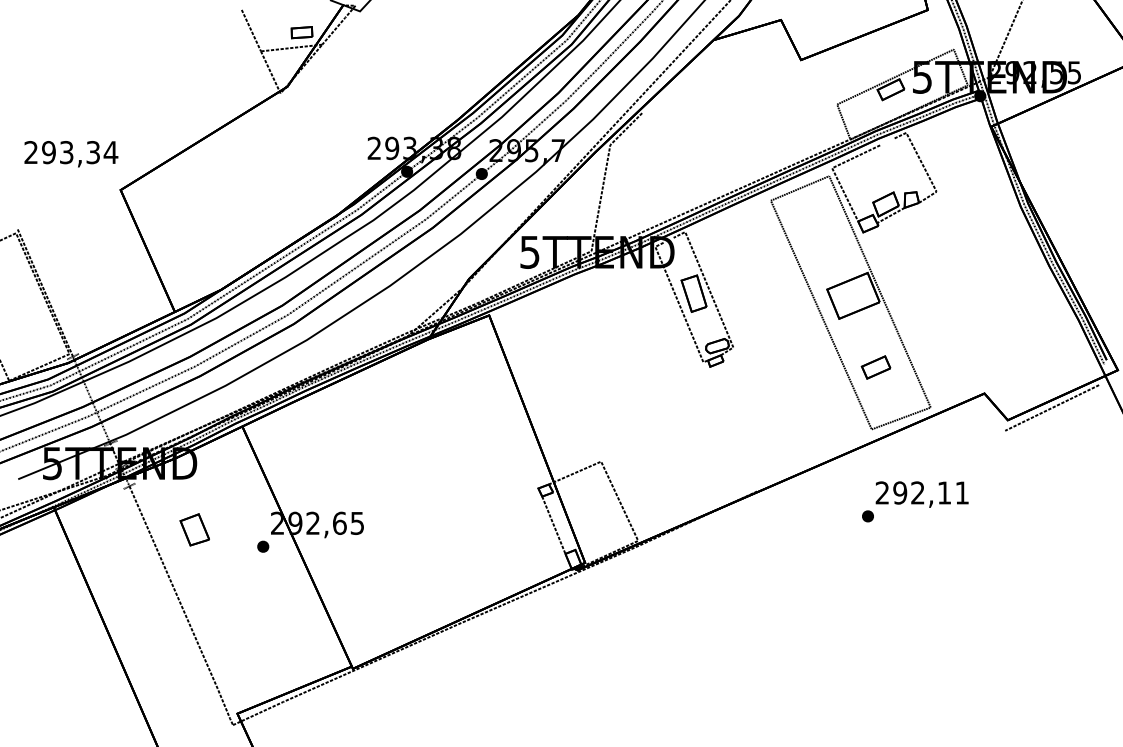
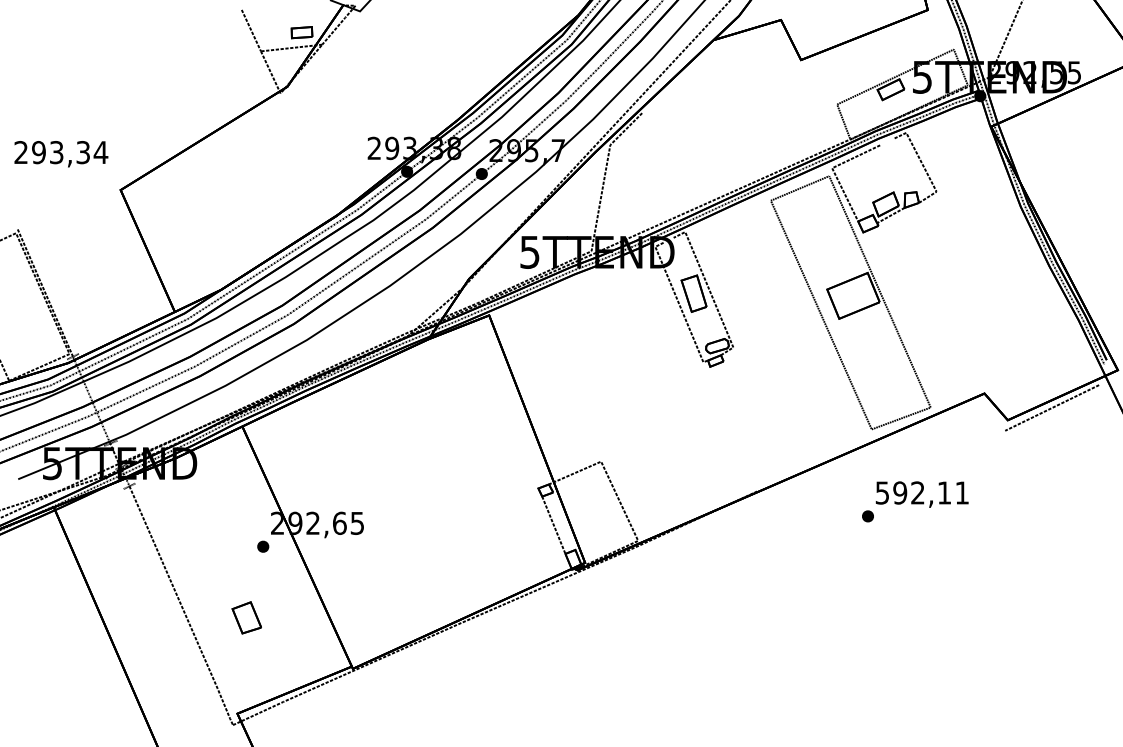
text position: (71, 154) -> (61, 154) (61, 154)
part: present -> none (875, 367)
text: 292,11 -> 592,11 (881, 492)
part position: (194, 529) -> (246, 617) (246, 617)
